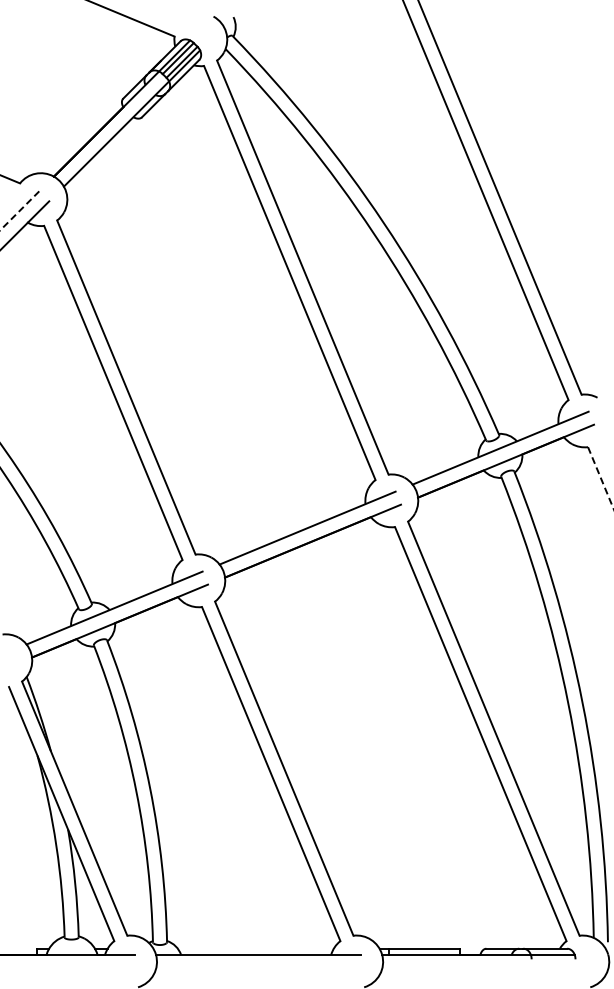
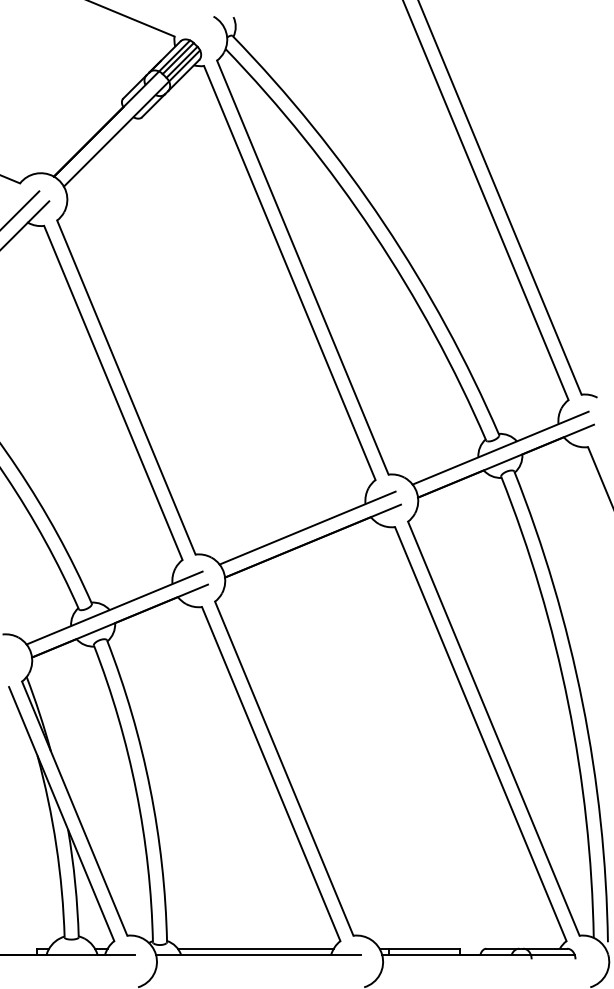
line: dashed -> solid (19, 211)
line: dashed -> solid (601, 478)
line: none -> present (255, 948)
